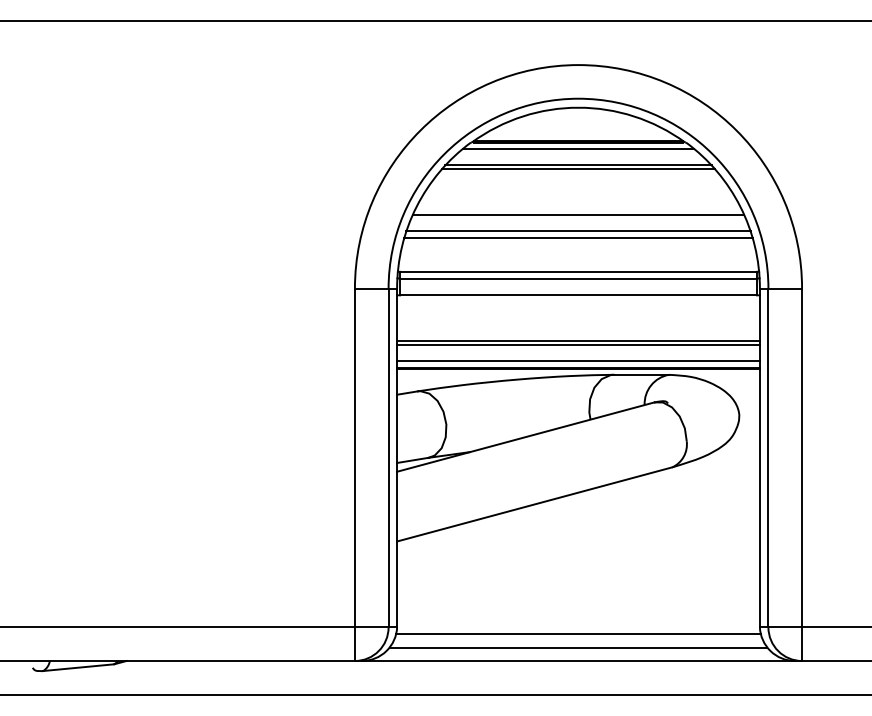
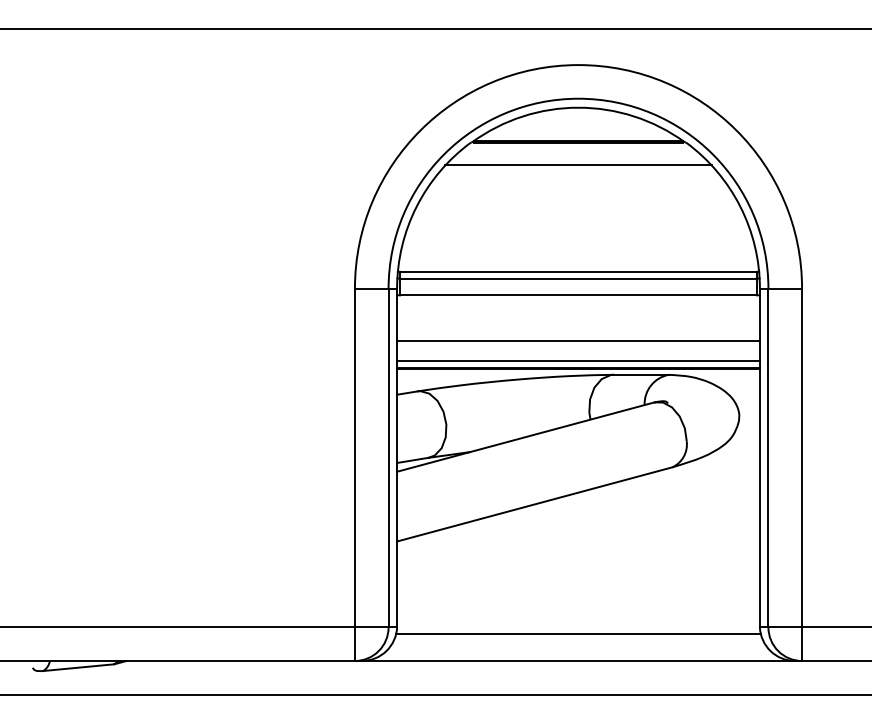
line position: (435, 21) -> (435, 29) (435, 29)
line: present -> none (578, 148)
line: present -> none (578, 168)
line: present -> none (578, 214)
line: present -> none (578, 231)
line: present -> none (578, 238)
line: present -> none (578, 344)
line: present -> none (578, 647)
